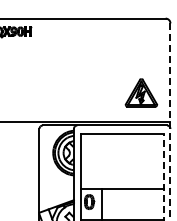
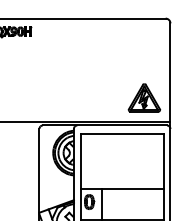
part position: (141, 92) -> (144, 97) (144, 97)
line: dashed -> solid (170, 121)
line: dashed -> solid (163, 177)
